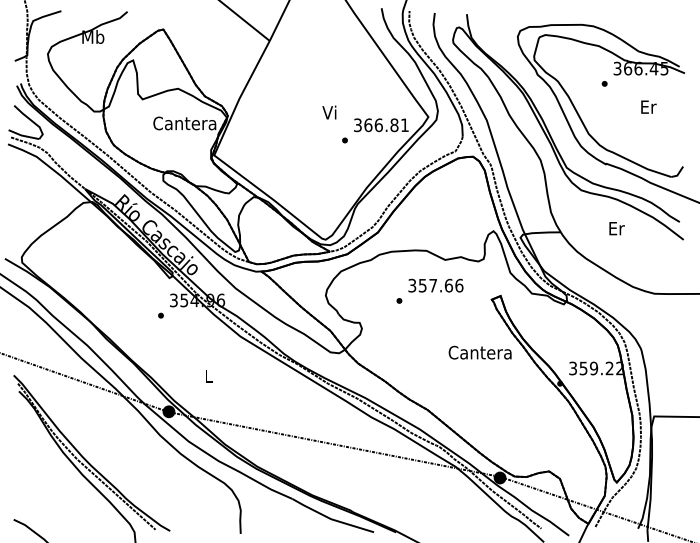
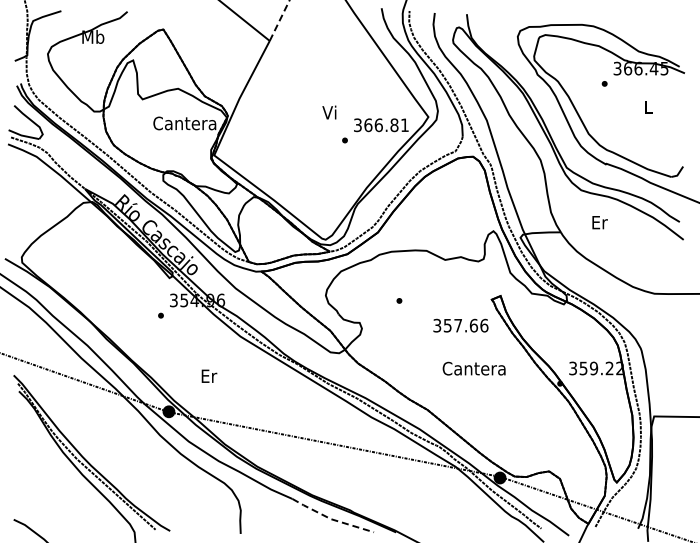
line: solid -> dashed (279, 20)
text: Er -> L (648, 106)
text position: (616, 228) -> (599, 222) (599, 222)
text position: (435, 285) -> (460, 325) (460, 325)
text position: (479, 352) -> (473, 368) (473, 368)
text: L -> Er (209, 375)
line: solid -> dashed (331, 519)
